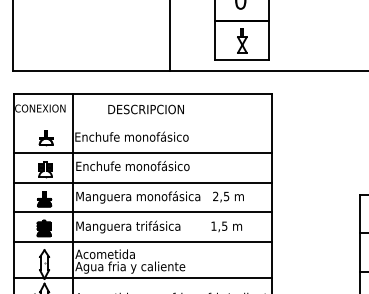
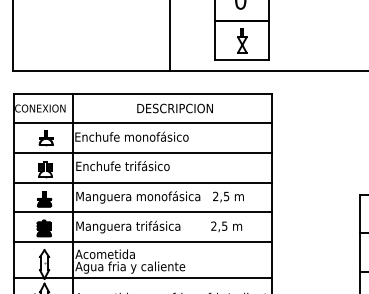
text position: (145, 109) -> (174, 108) (174, 108)
line: none -> present (142, 123)
text: Enchufe monofásico -> Enchufe trifásico (157, 165)
text: 1,5 -> 2,5 (213, 225)
